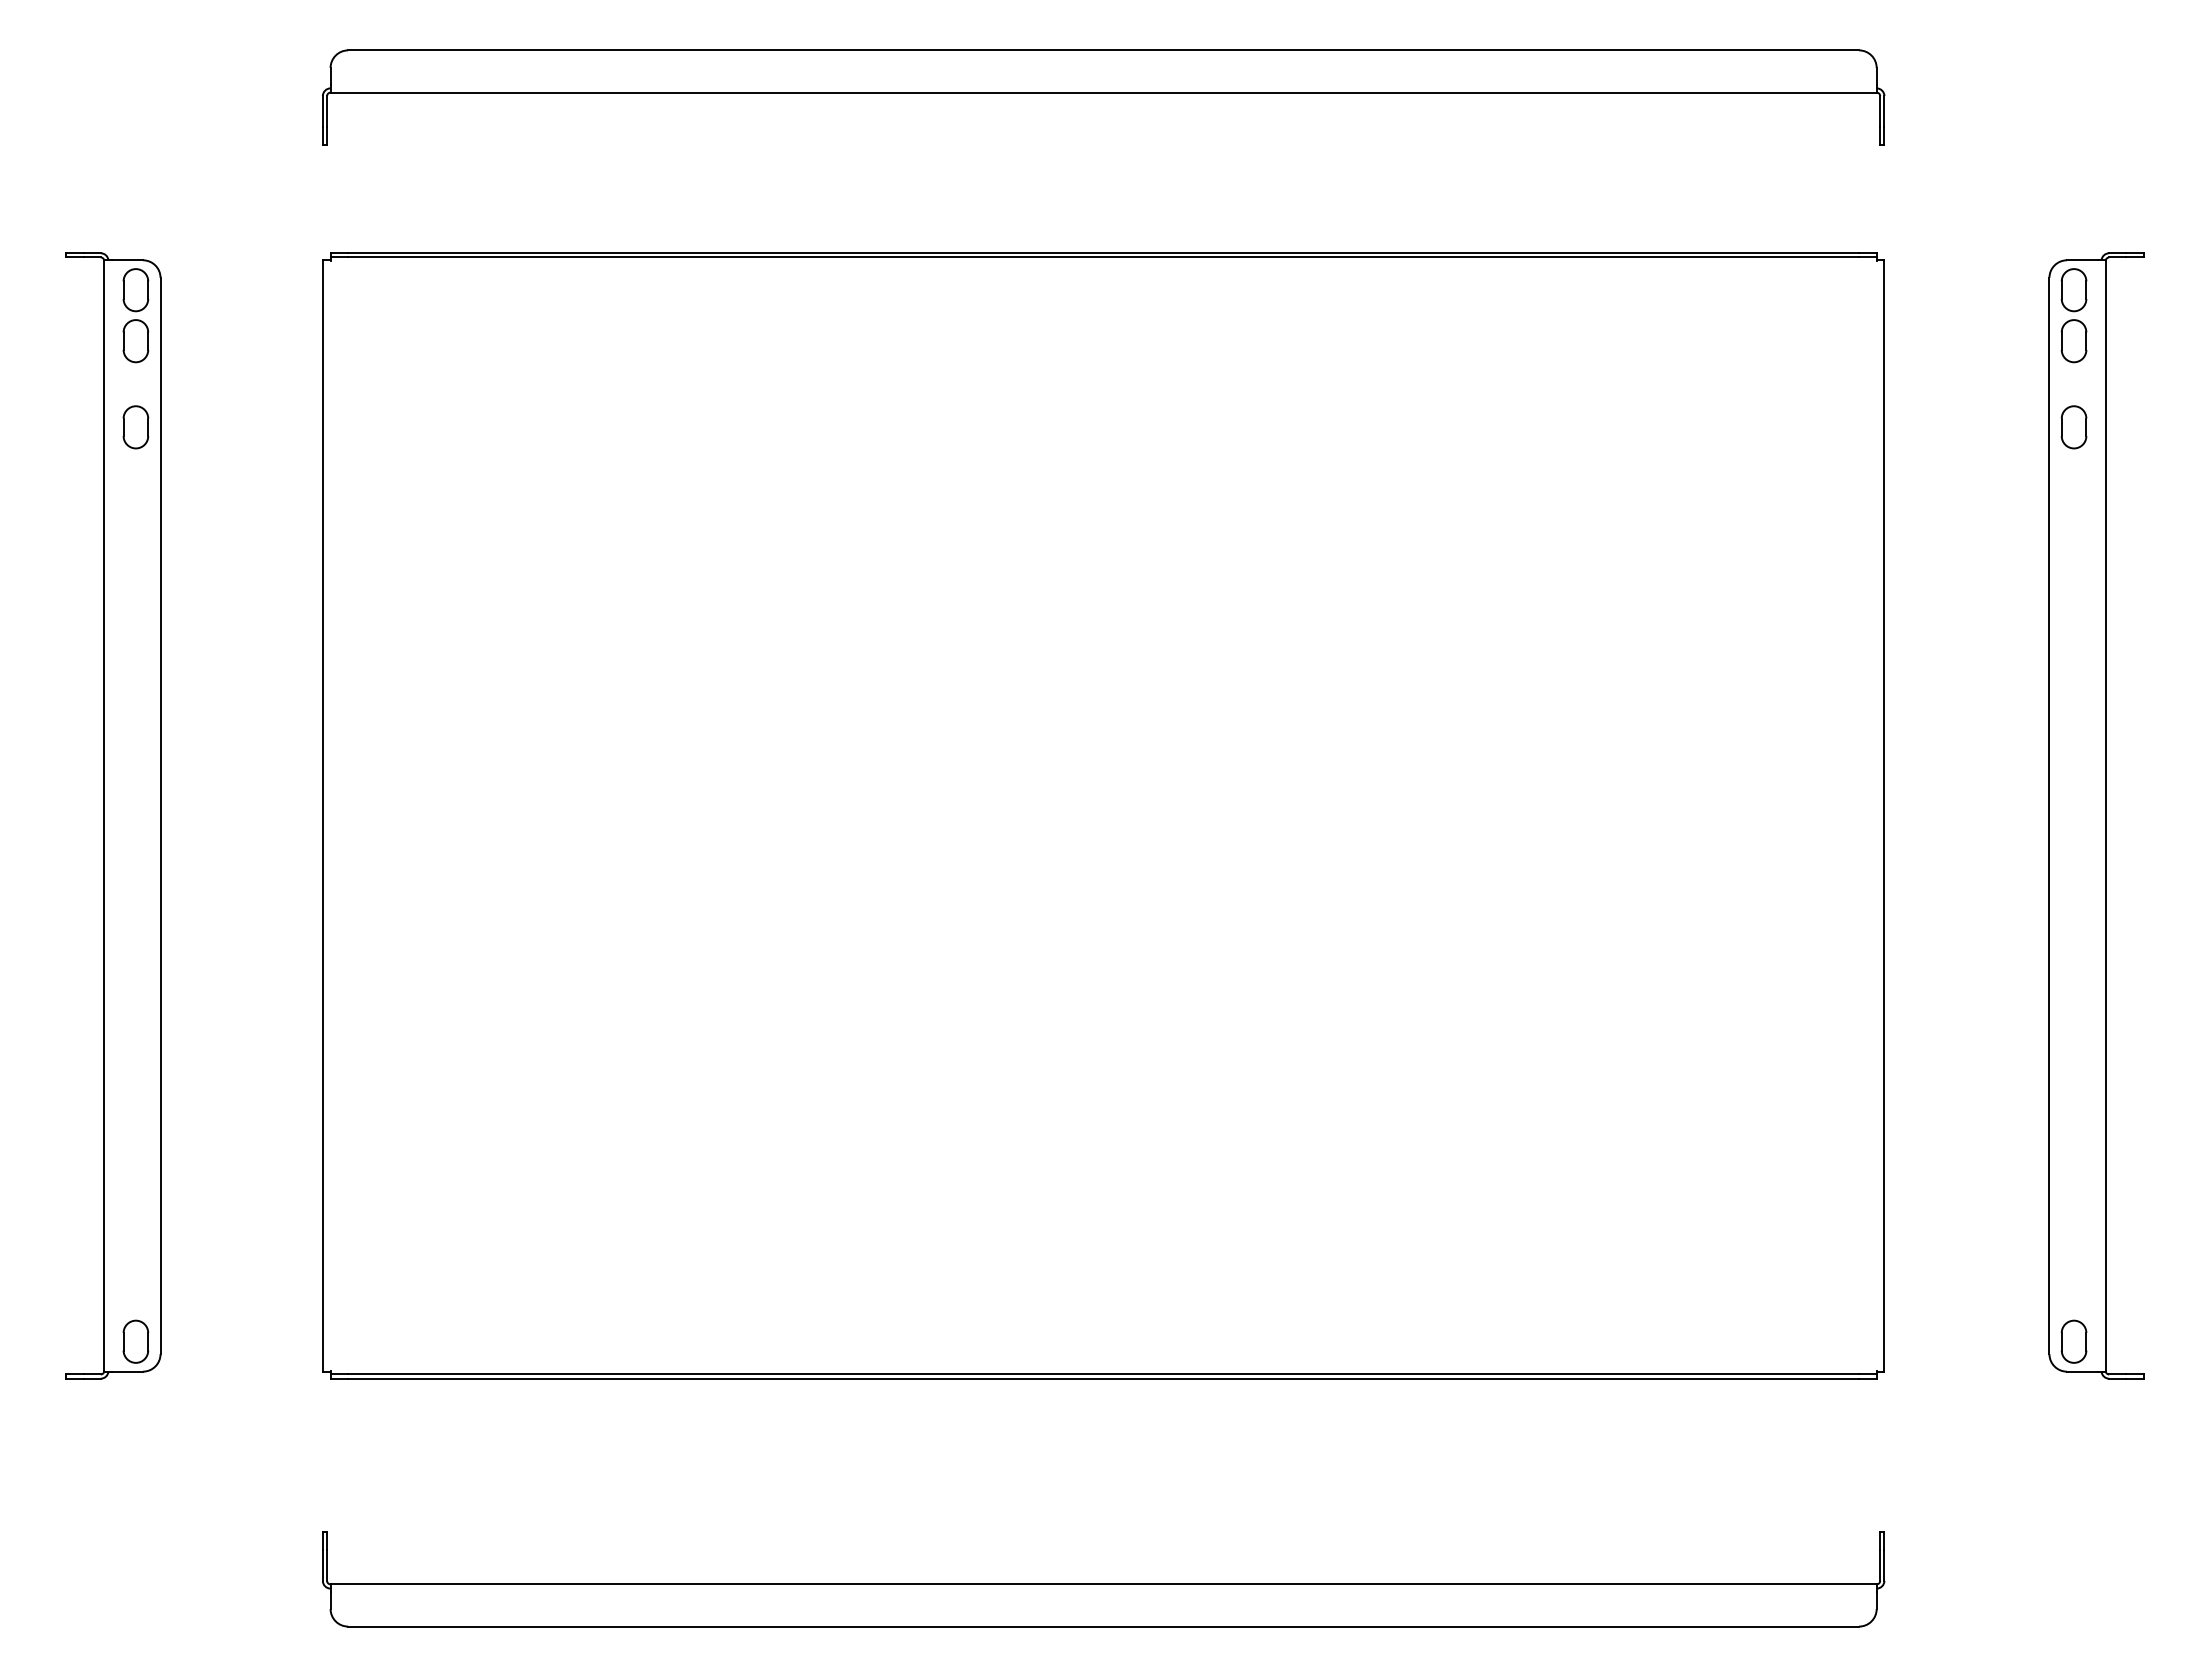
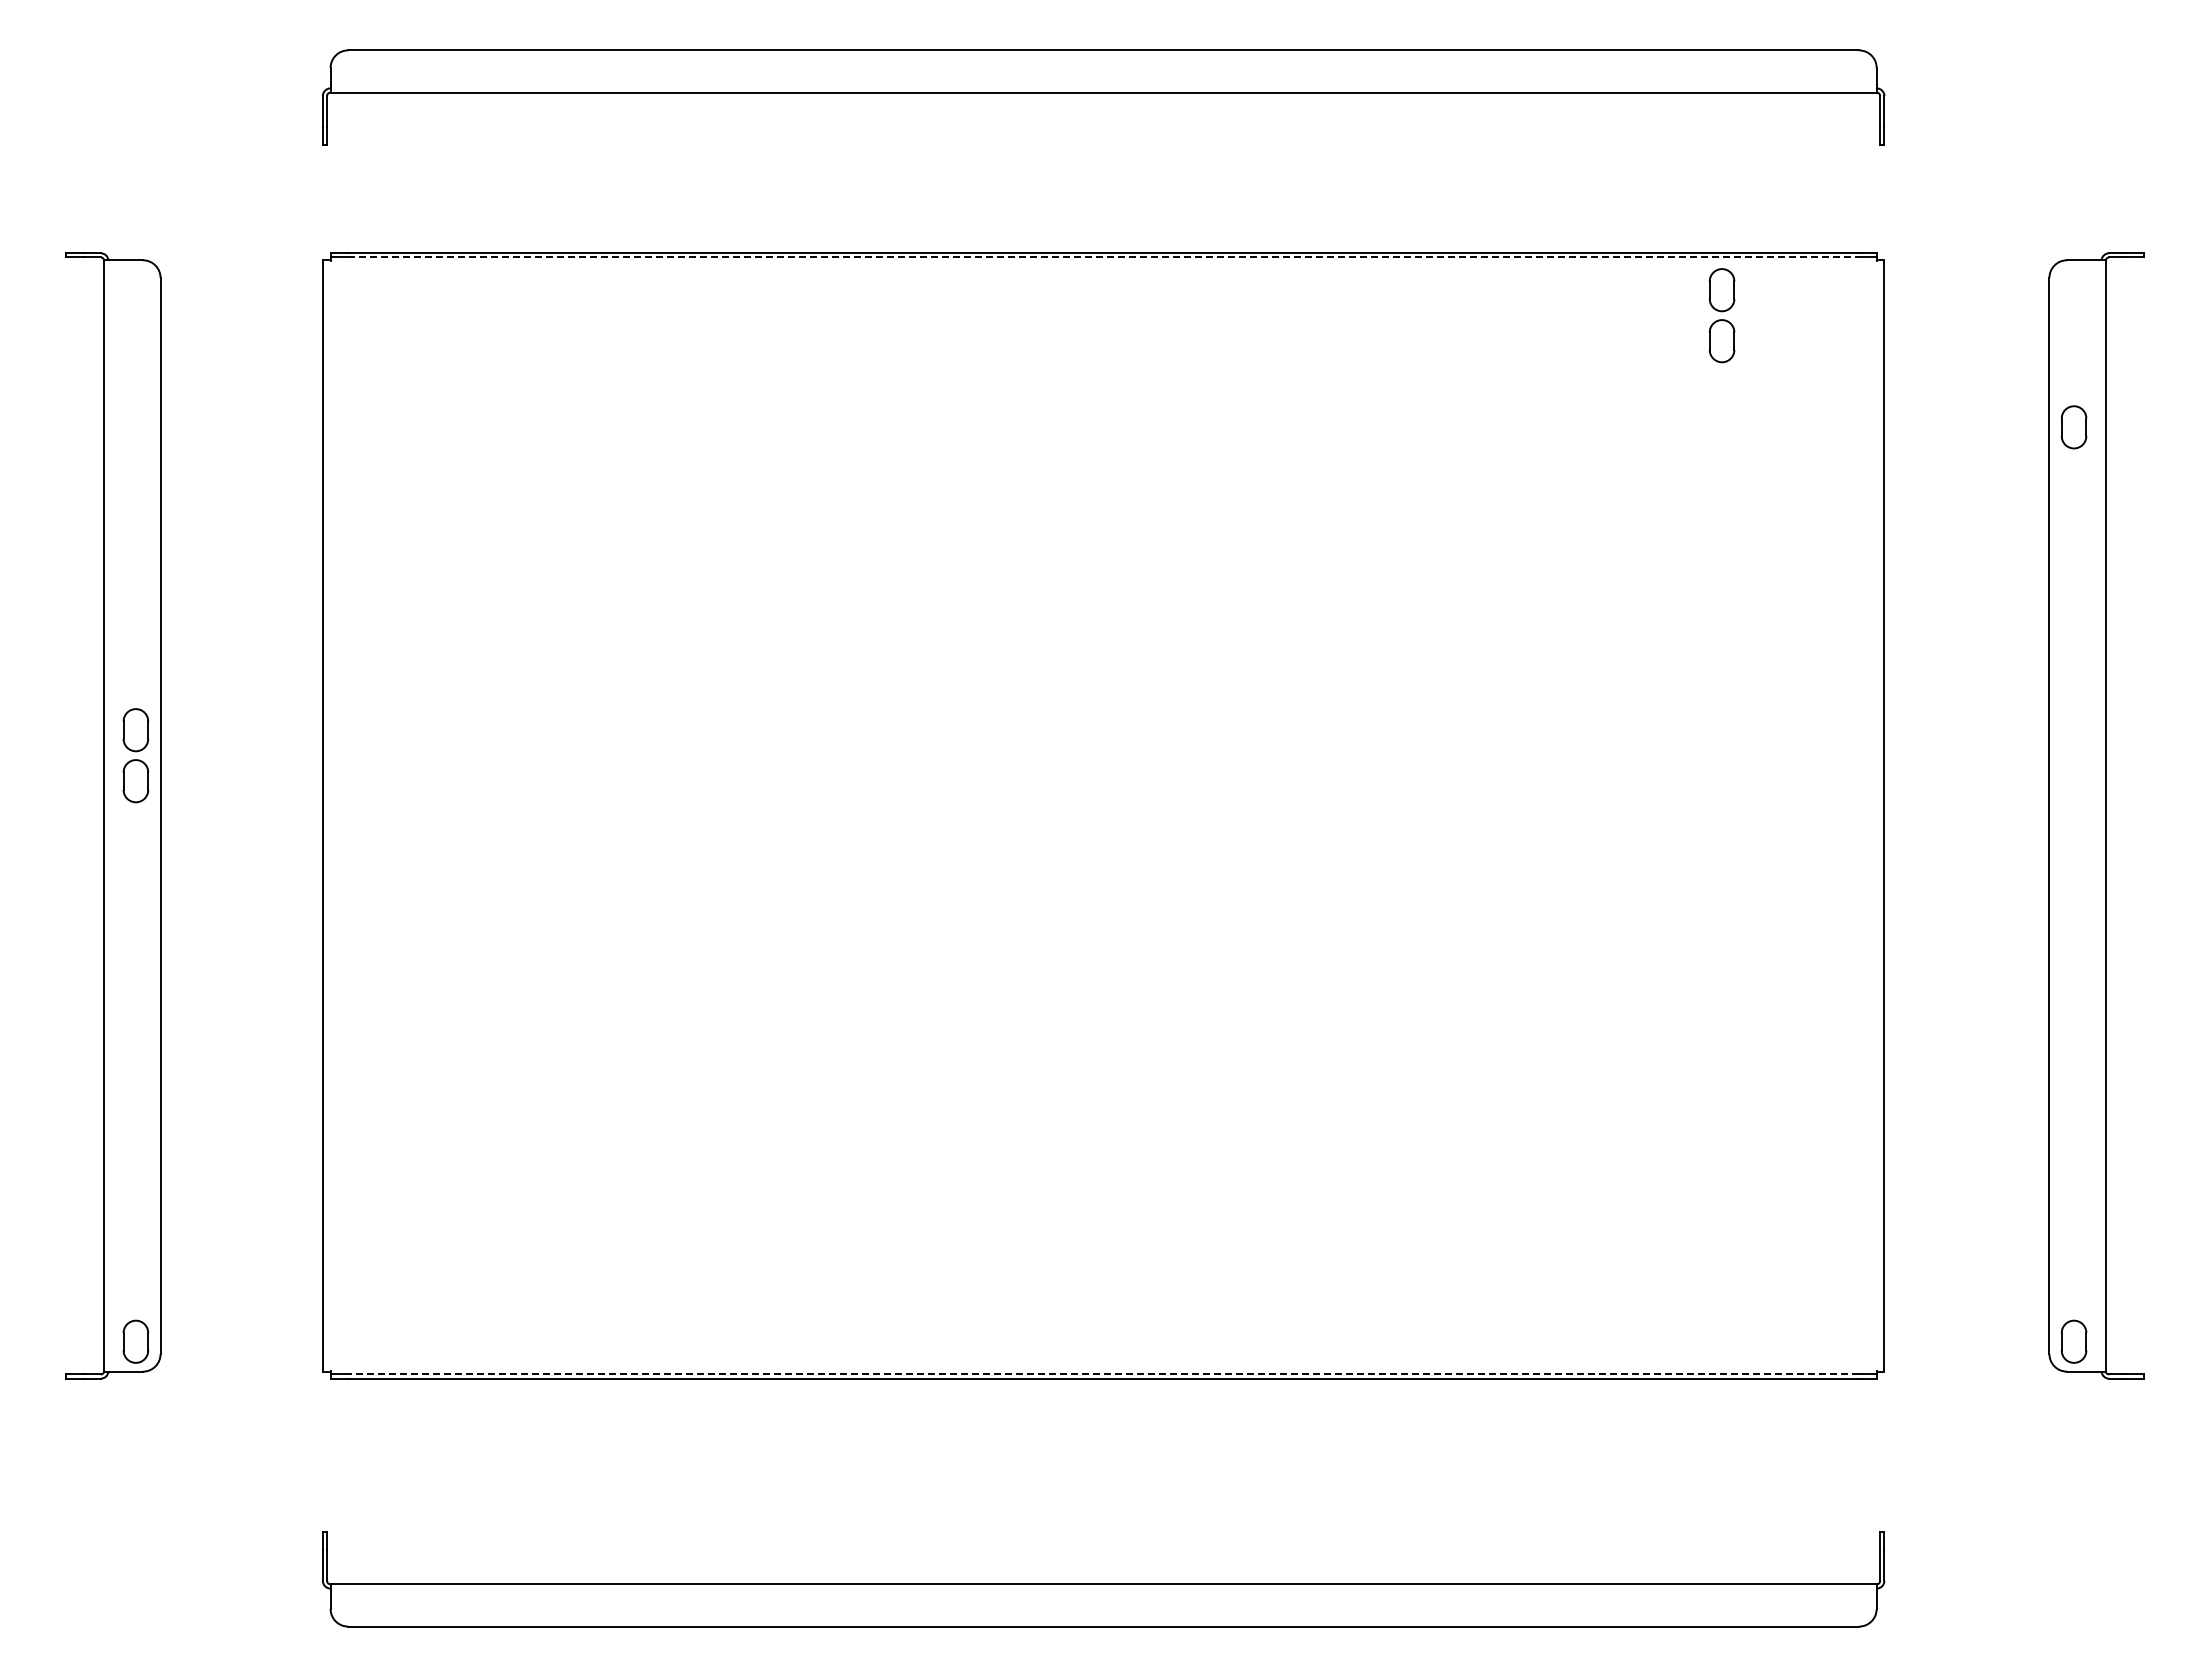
line: solid -> dashed (1104, 257)
part position: (135, 315) -> (135, 755) (135, 755)
part position: (2073, 315) -> (1721, 315) (1721, 315)
part: present -> none (135, 427)
line: solid -> dashed (1103, 1374)
